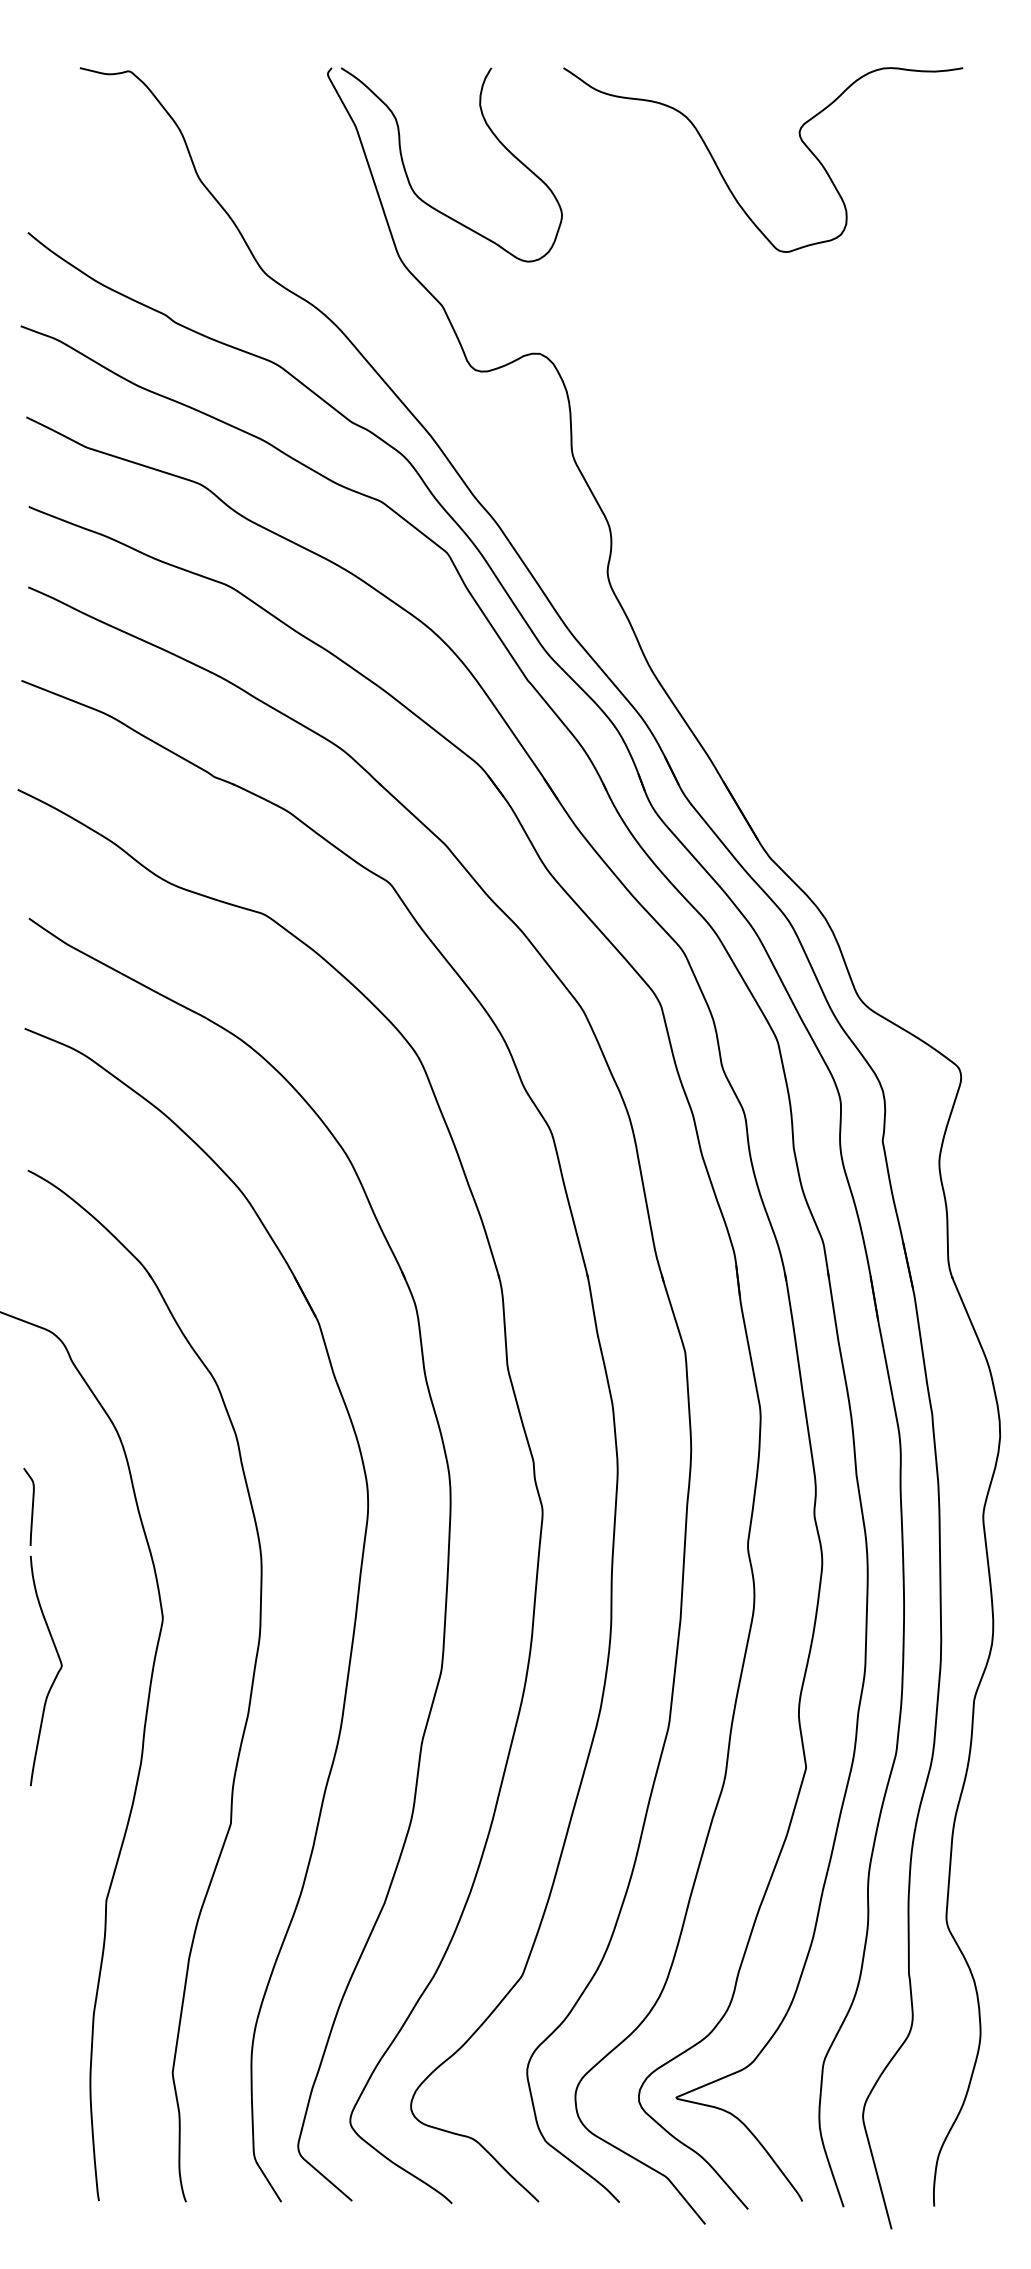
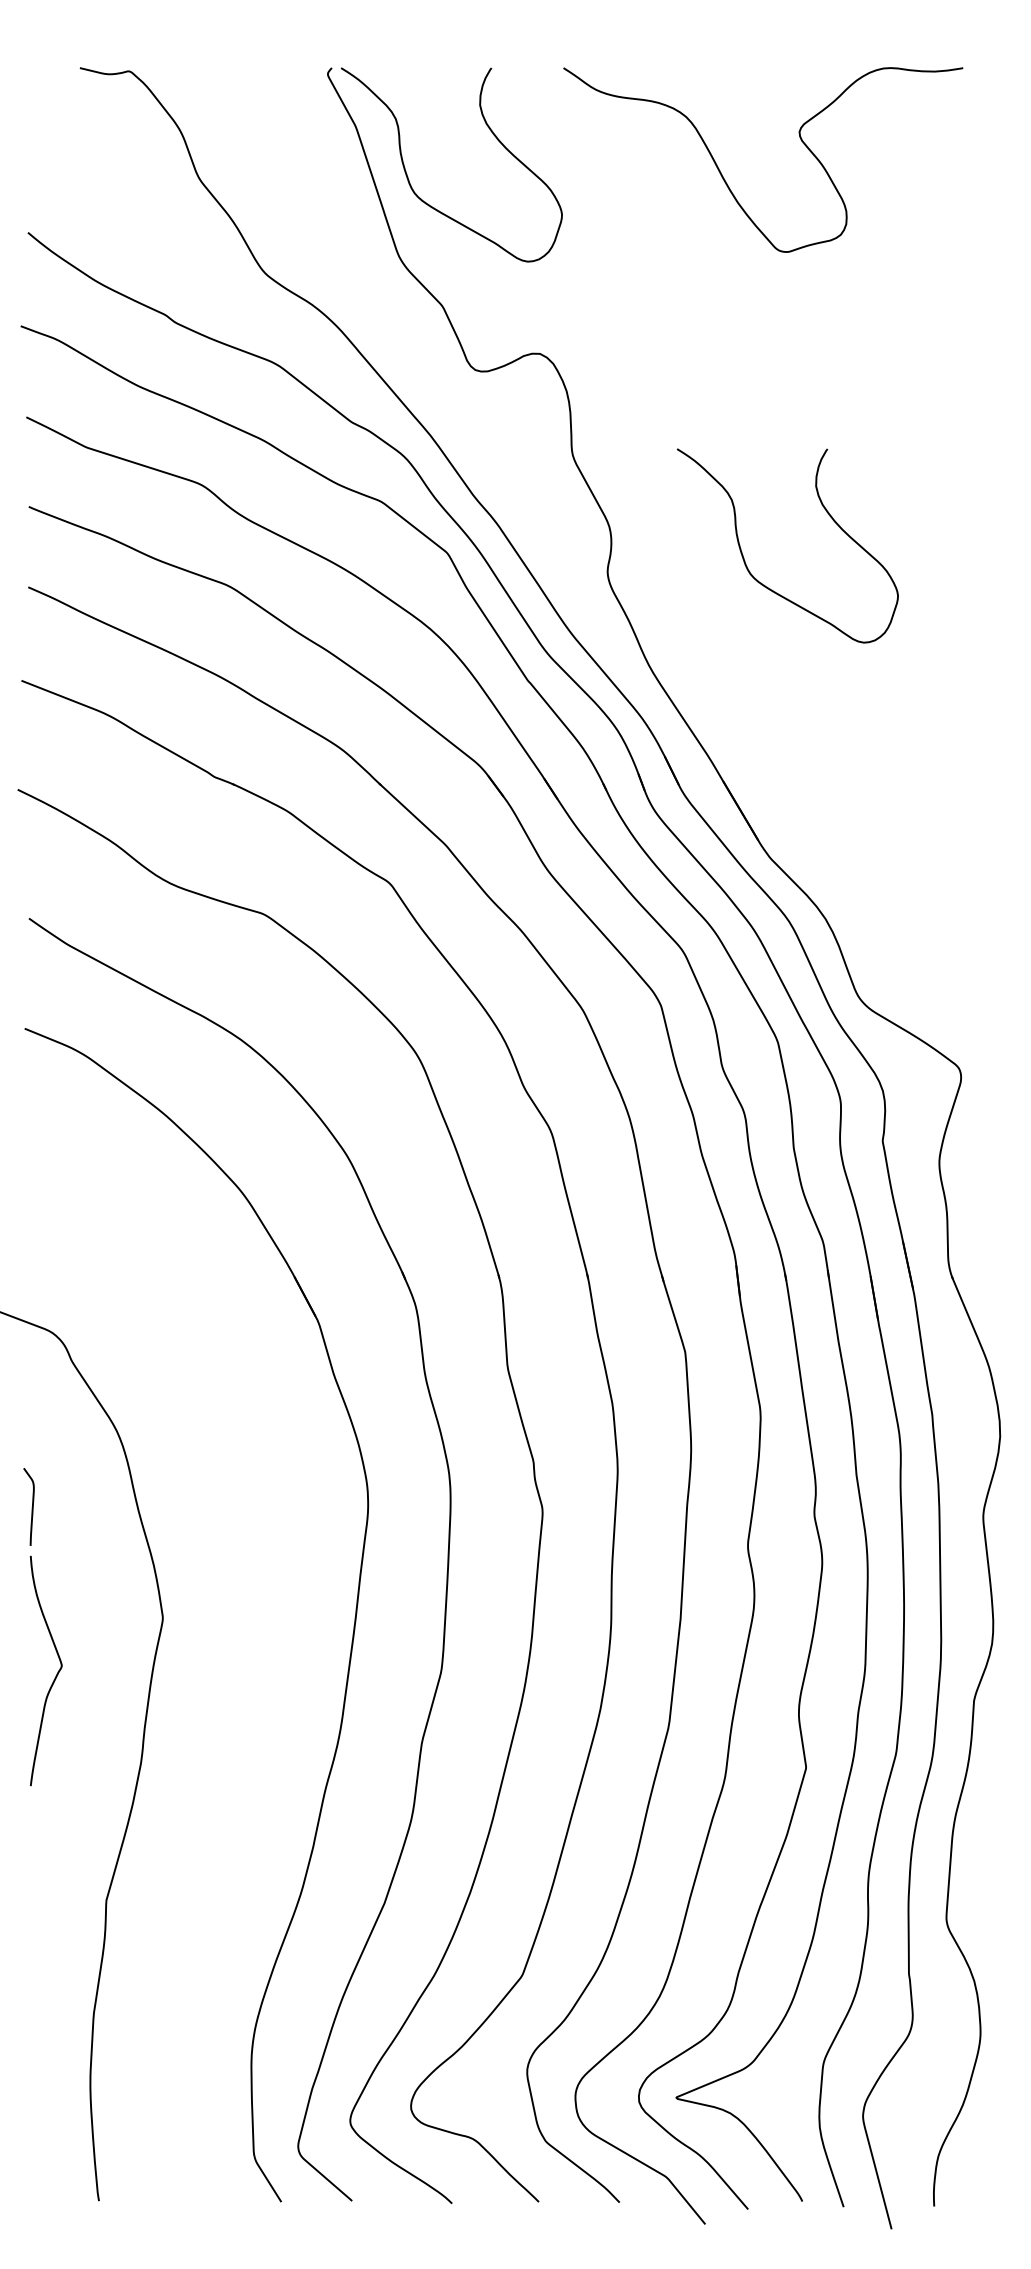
curve: none -> present (745, 560)
part: present -> none (248, 1703)
